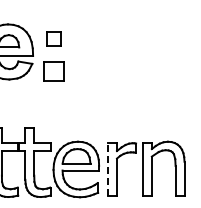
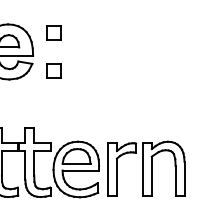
part position: (53, 38) -> (53, 32) (53, 32)
part size: 22x21 px -> 16x16 px (53, 70)
line: dashed -> solid (108, 169)
